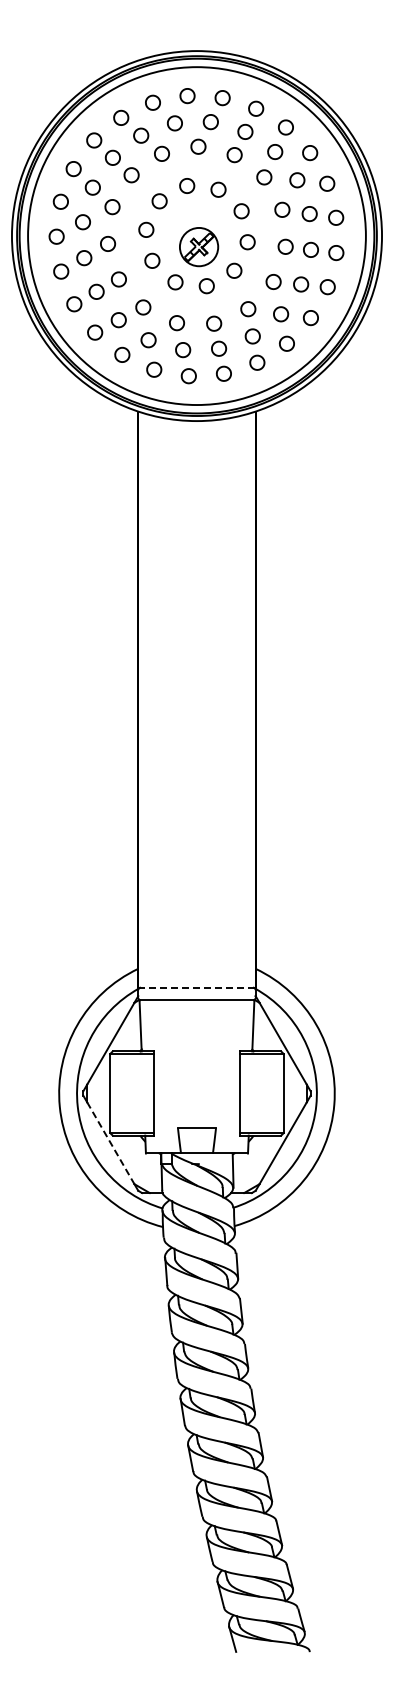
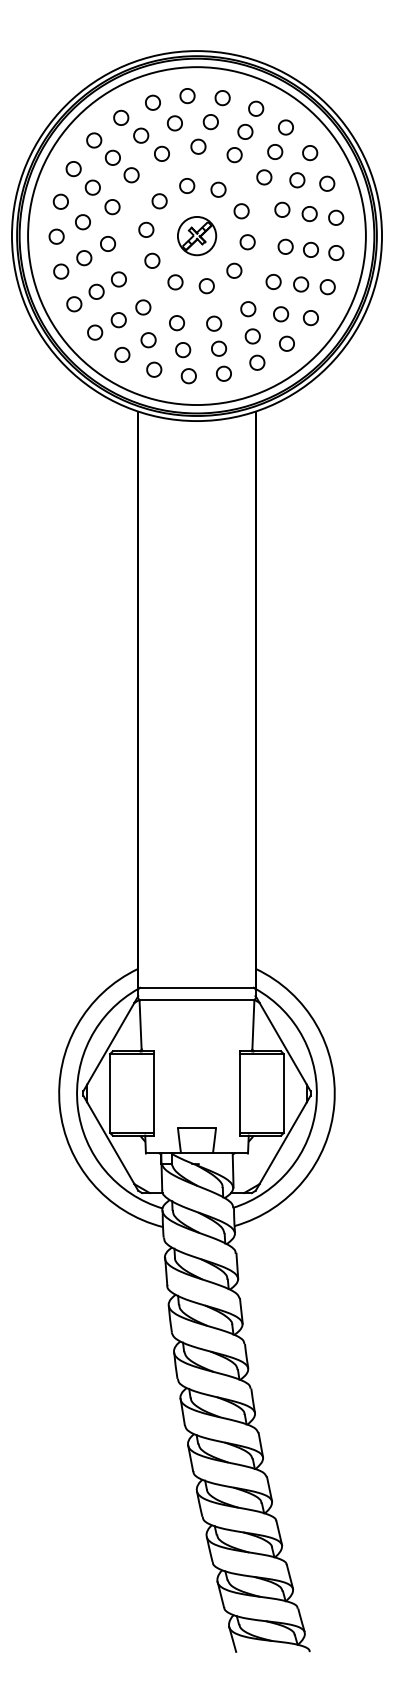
part position: (199, 247) -> (197, 236) (197, 236)
line: dashed -> solid (196, 987)
line: dashed -> solid (111, 1143)
